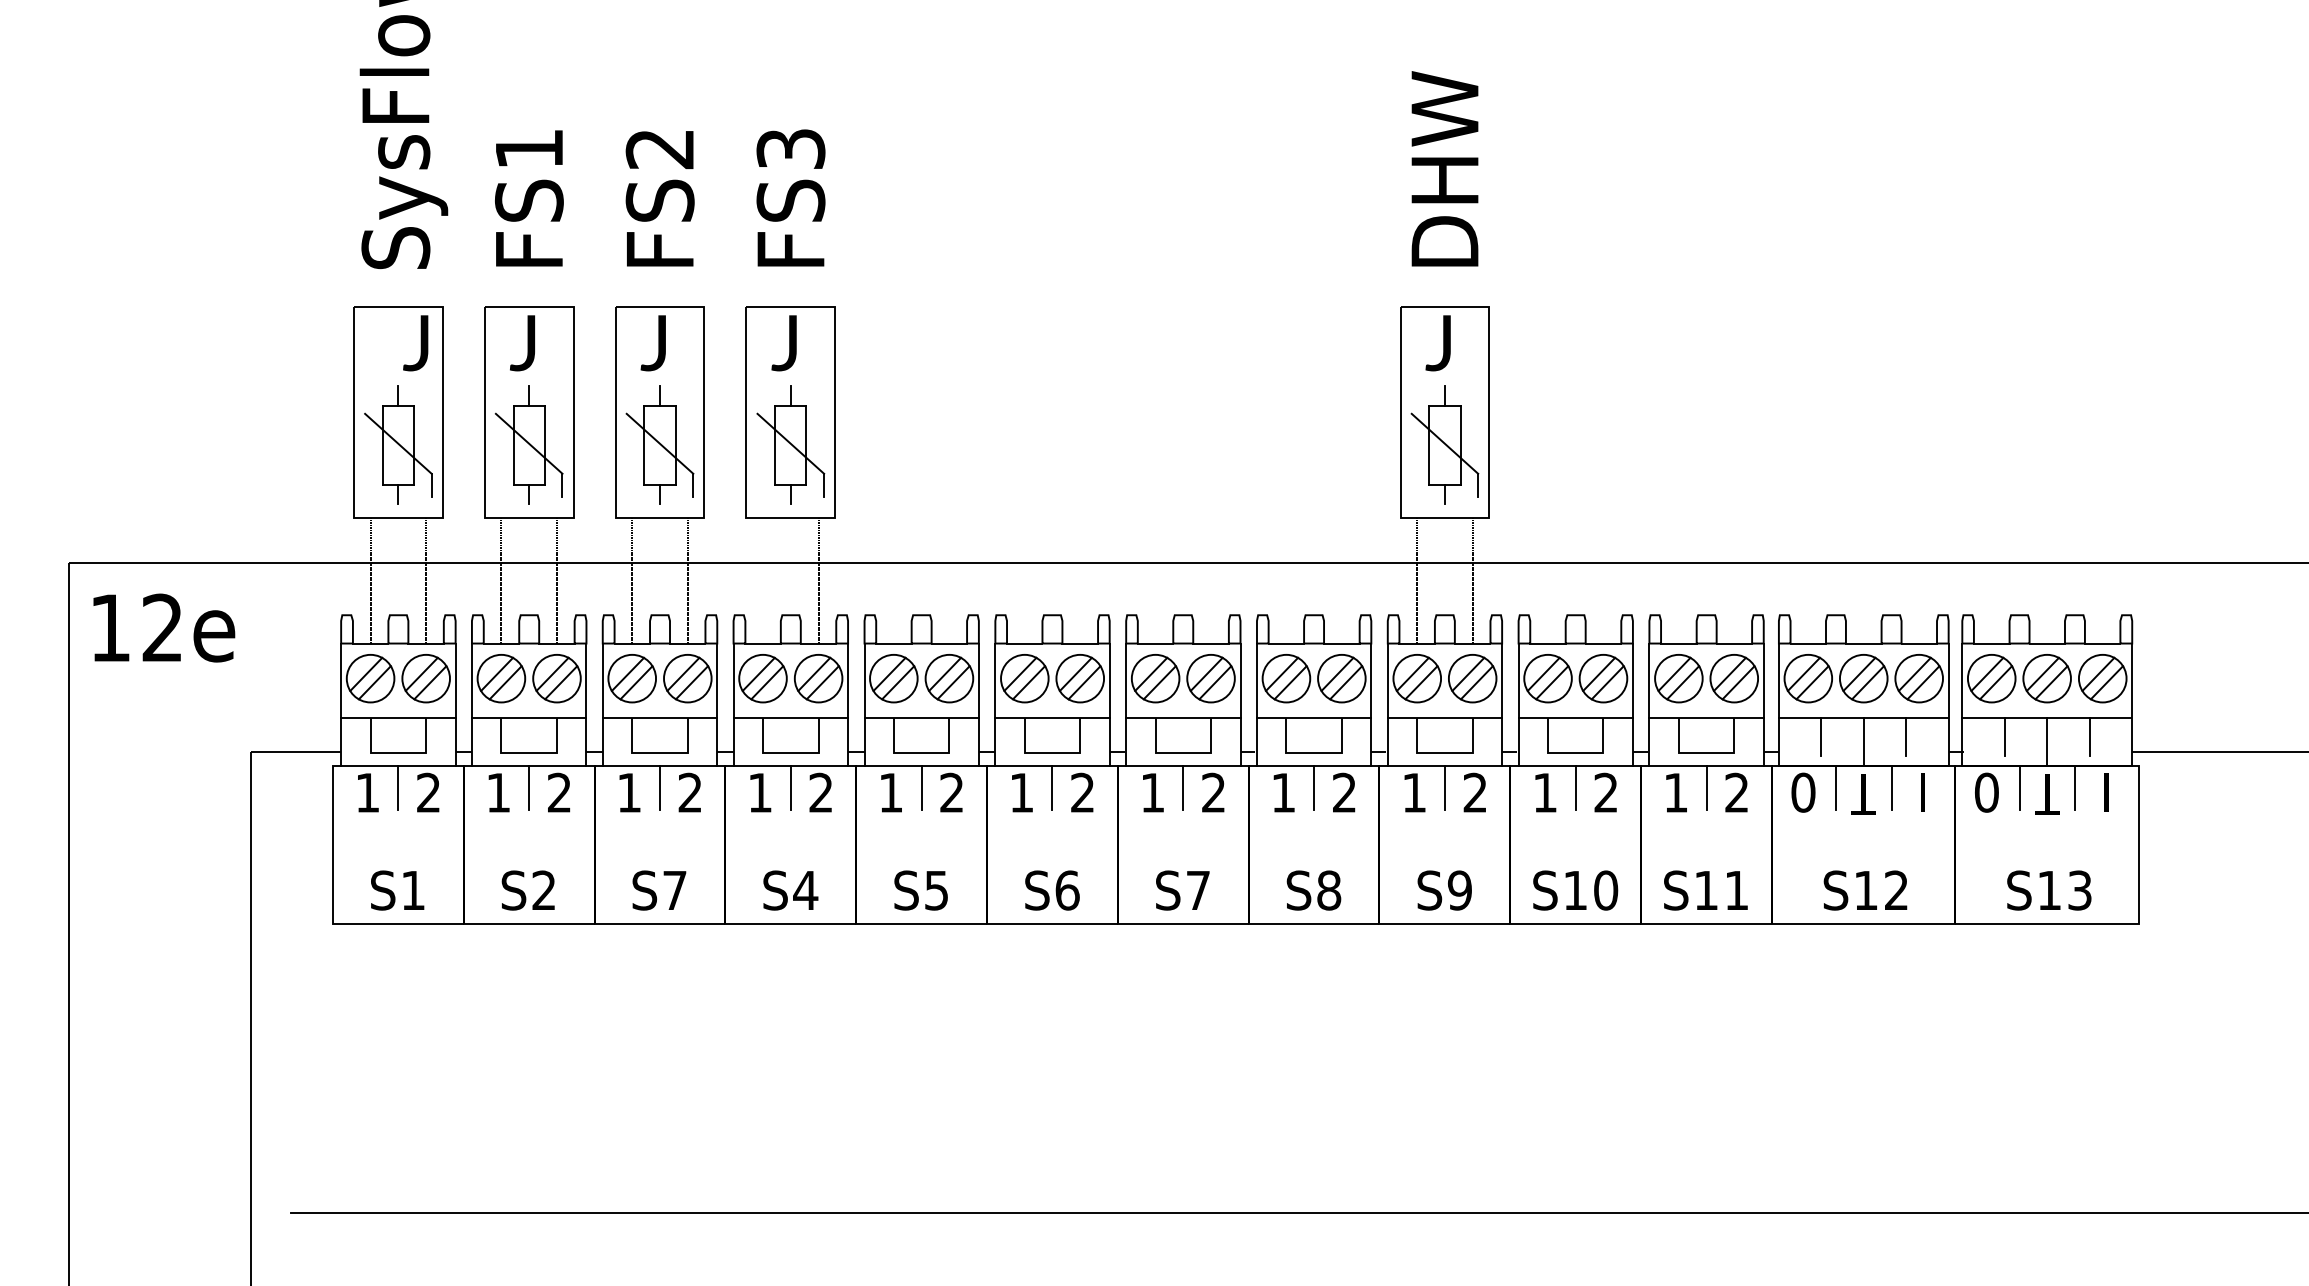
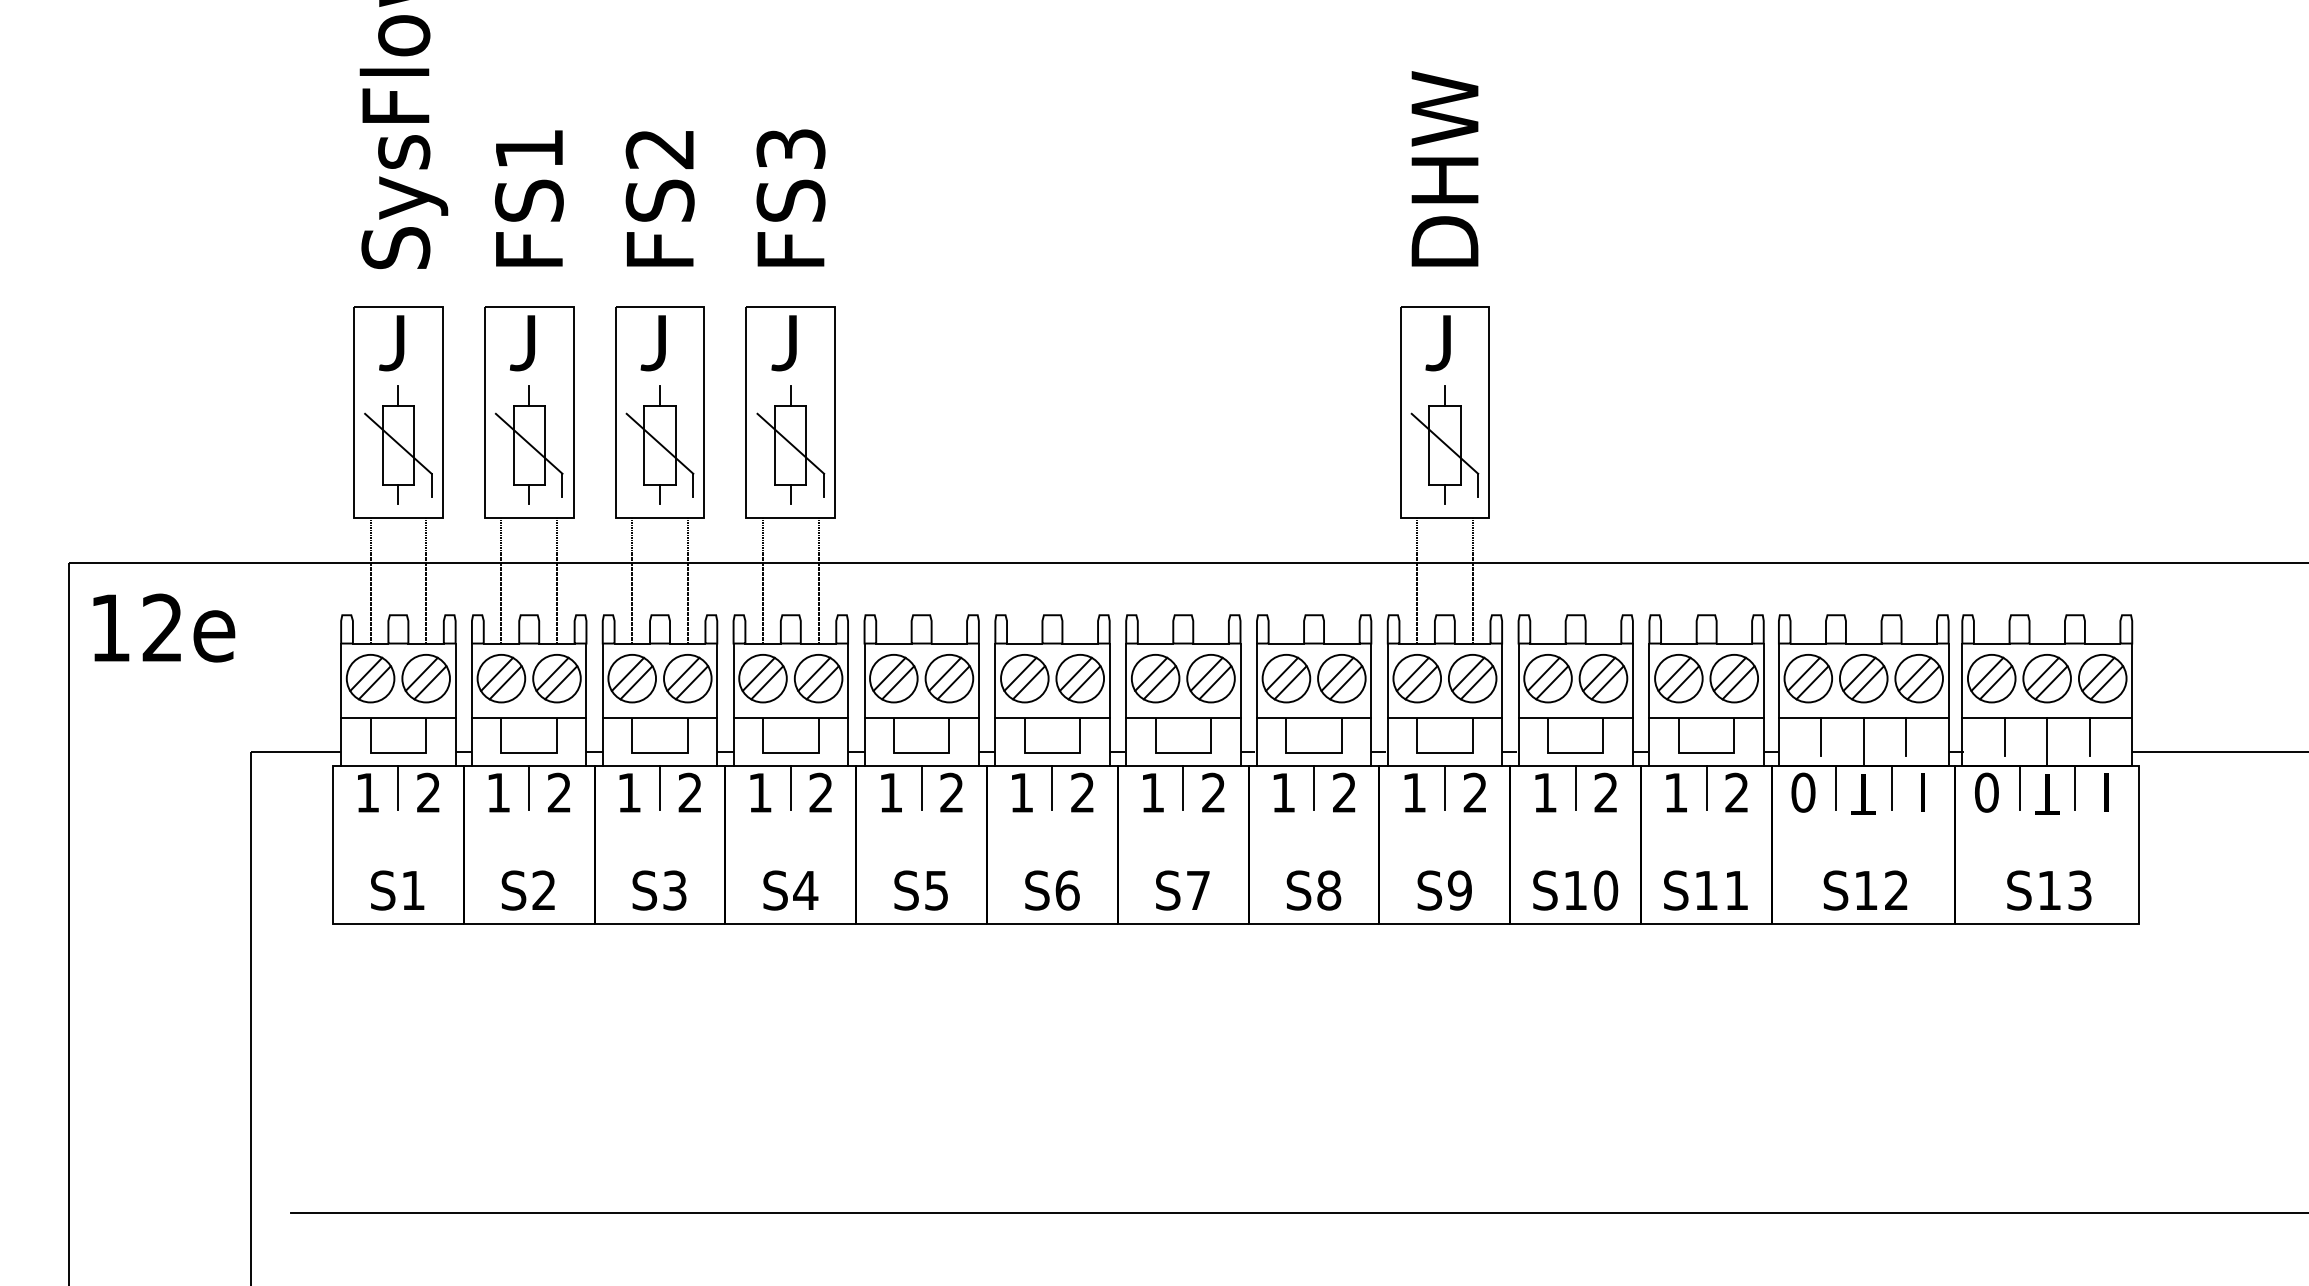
text position: (415, 343) -> (391, 343) (391, 343)
line: none -> present (763, 580)
text: S7 -> S3 (674, 890)
